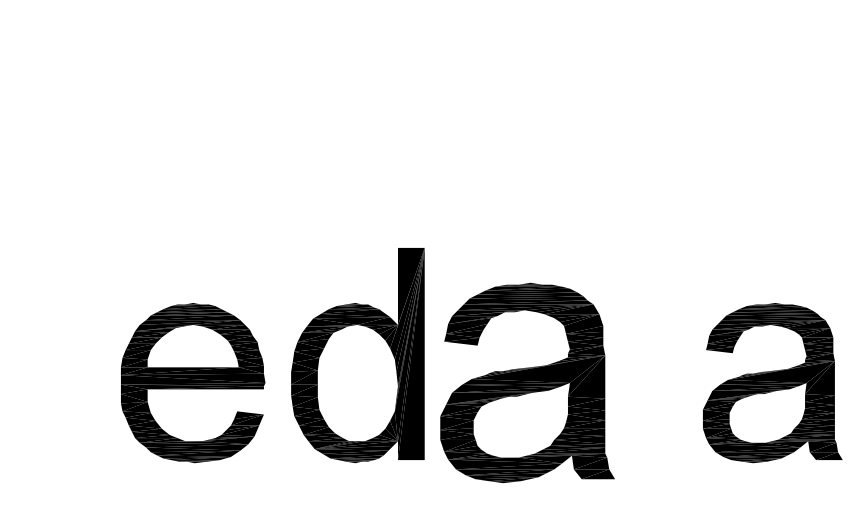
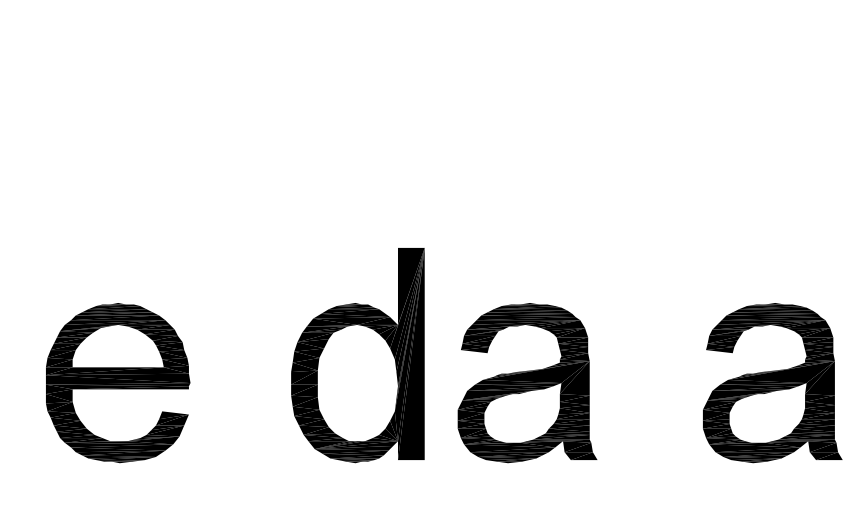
part size: 175x202 px -> 141x161 px (527, 383)
part position: (193, 383) -> (118, 383) (118, 383)
